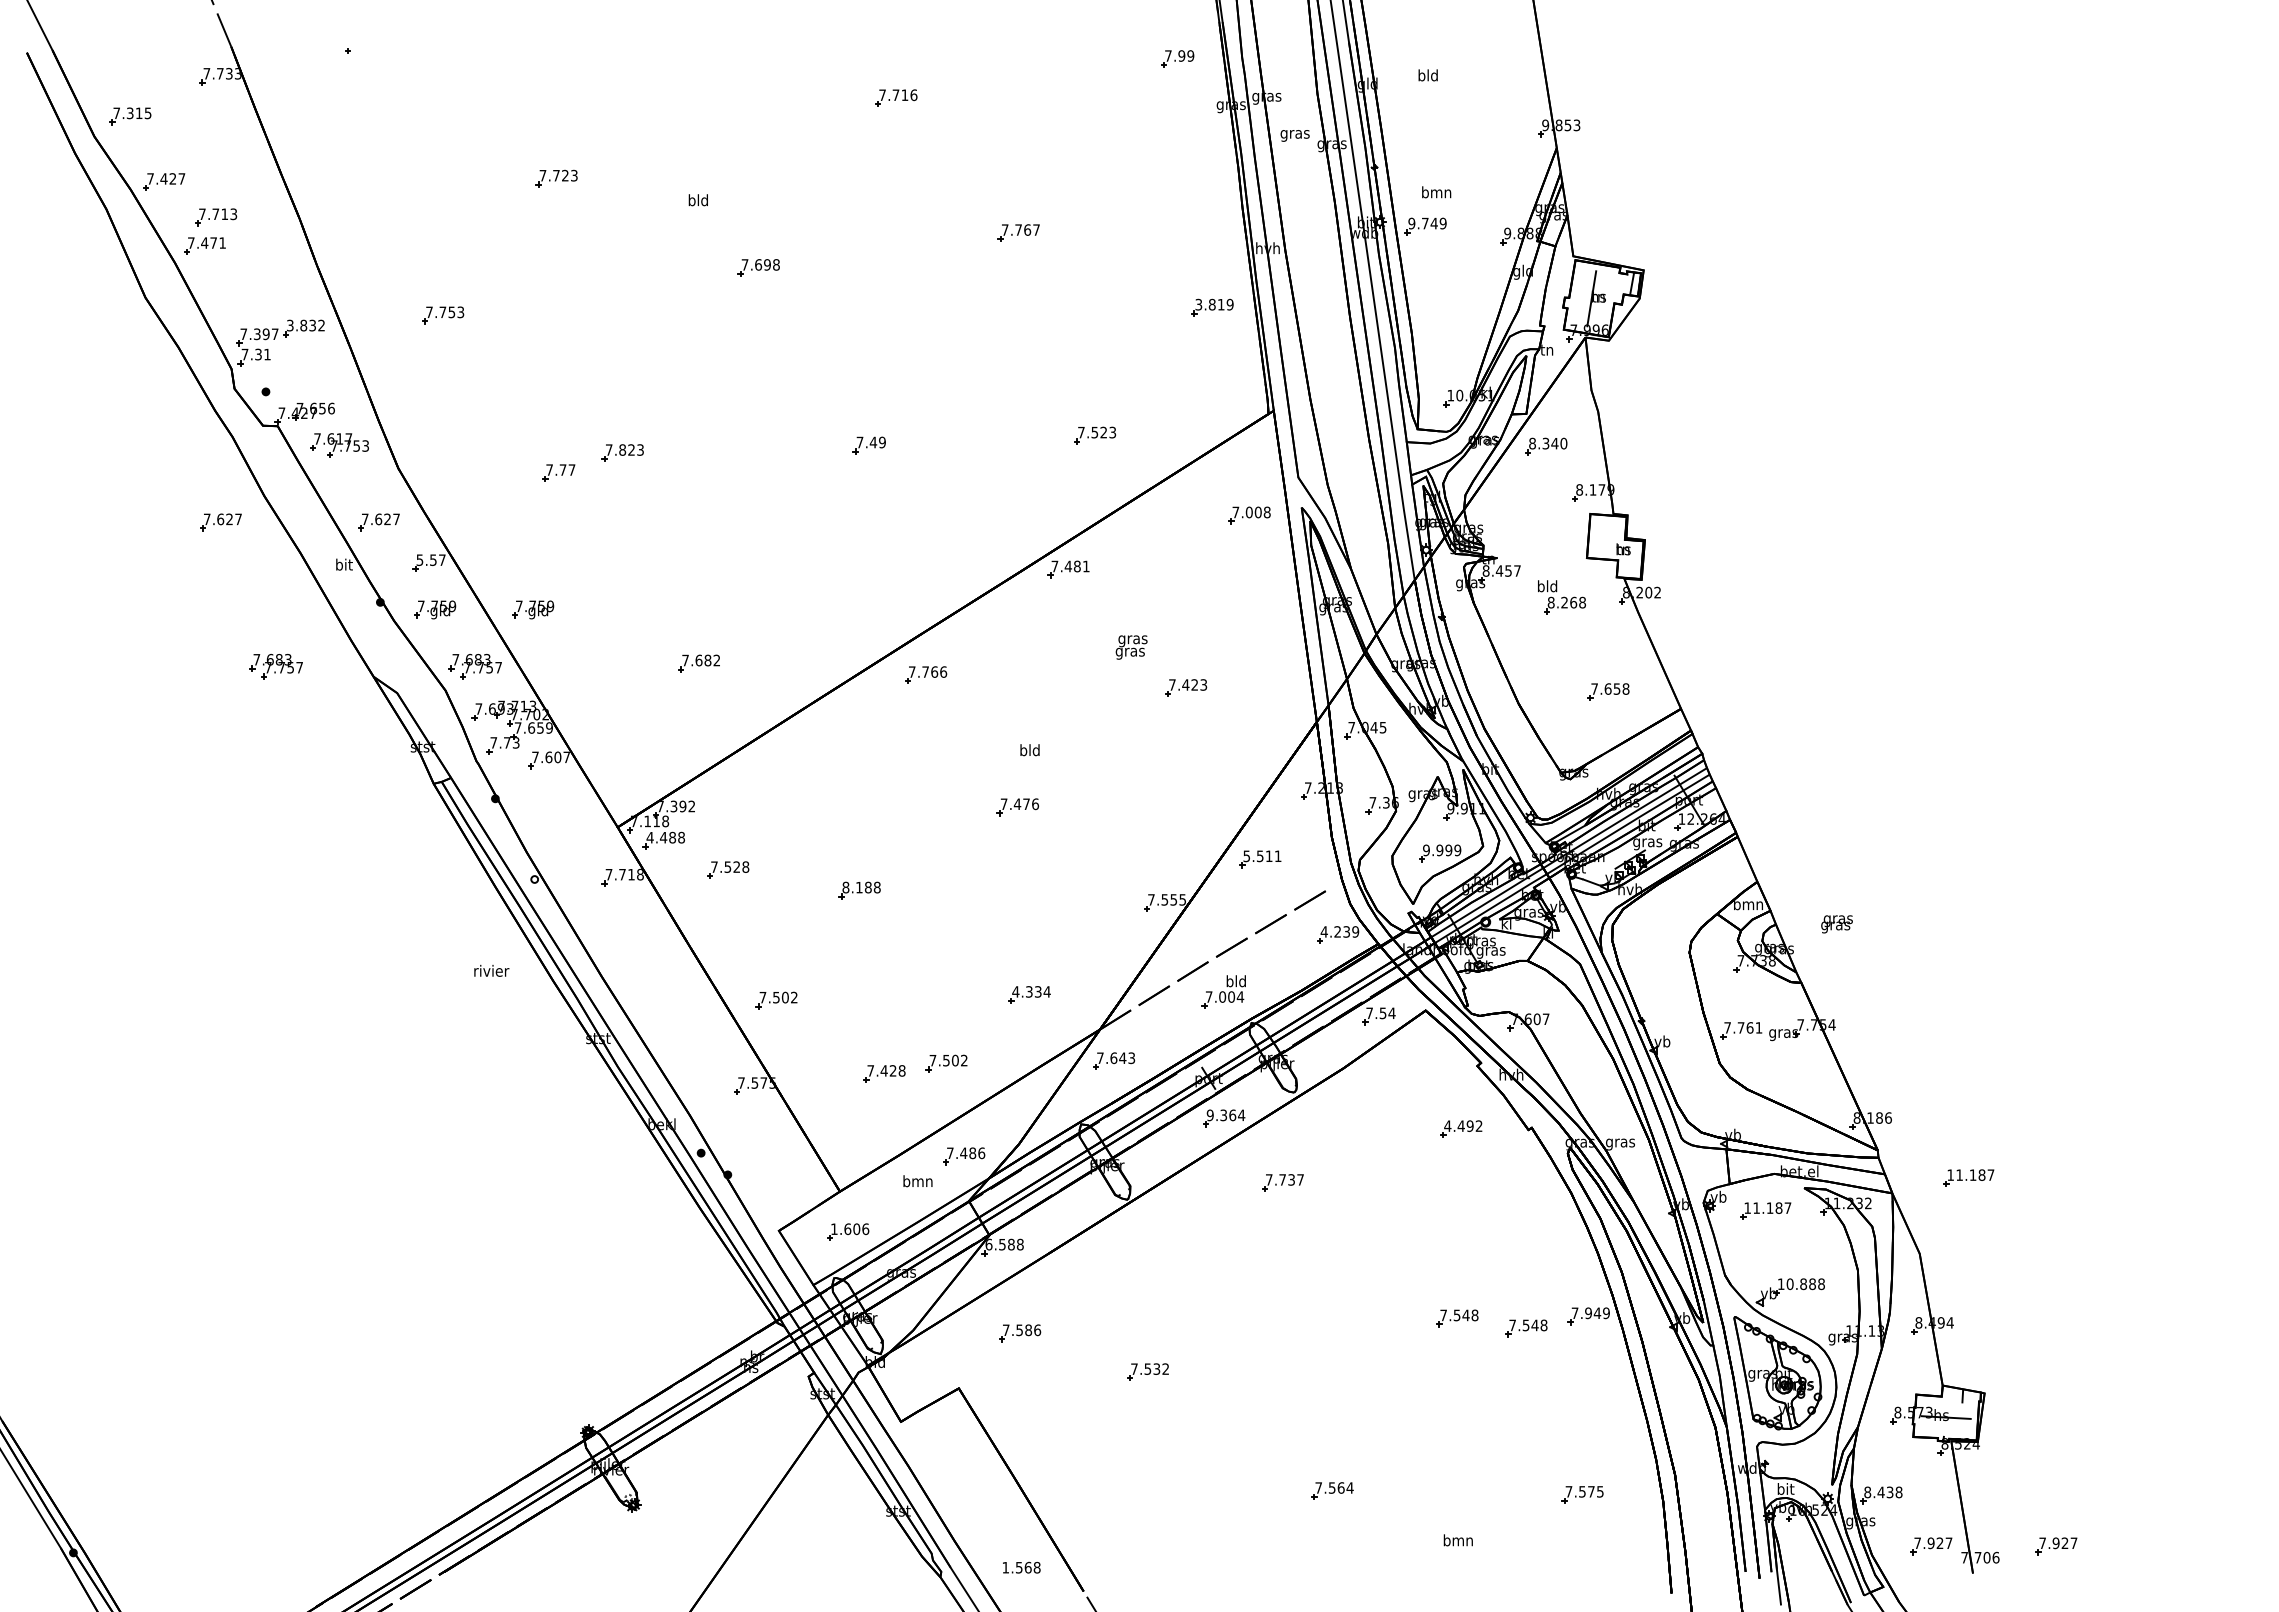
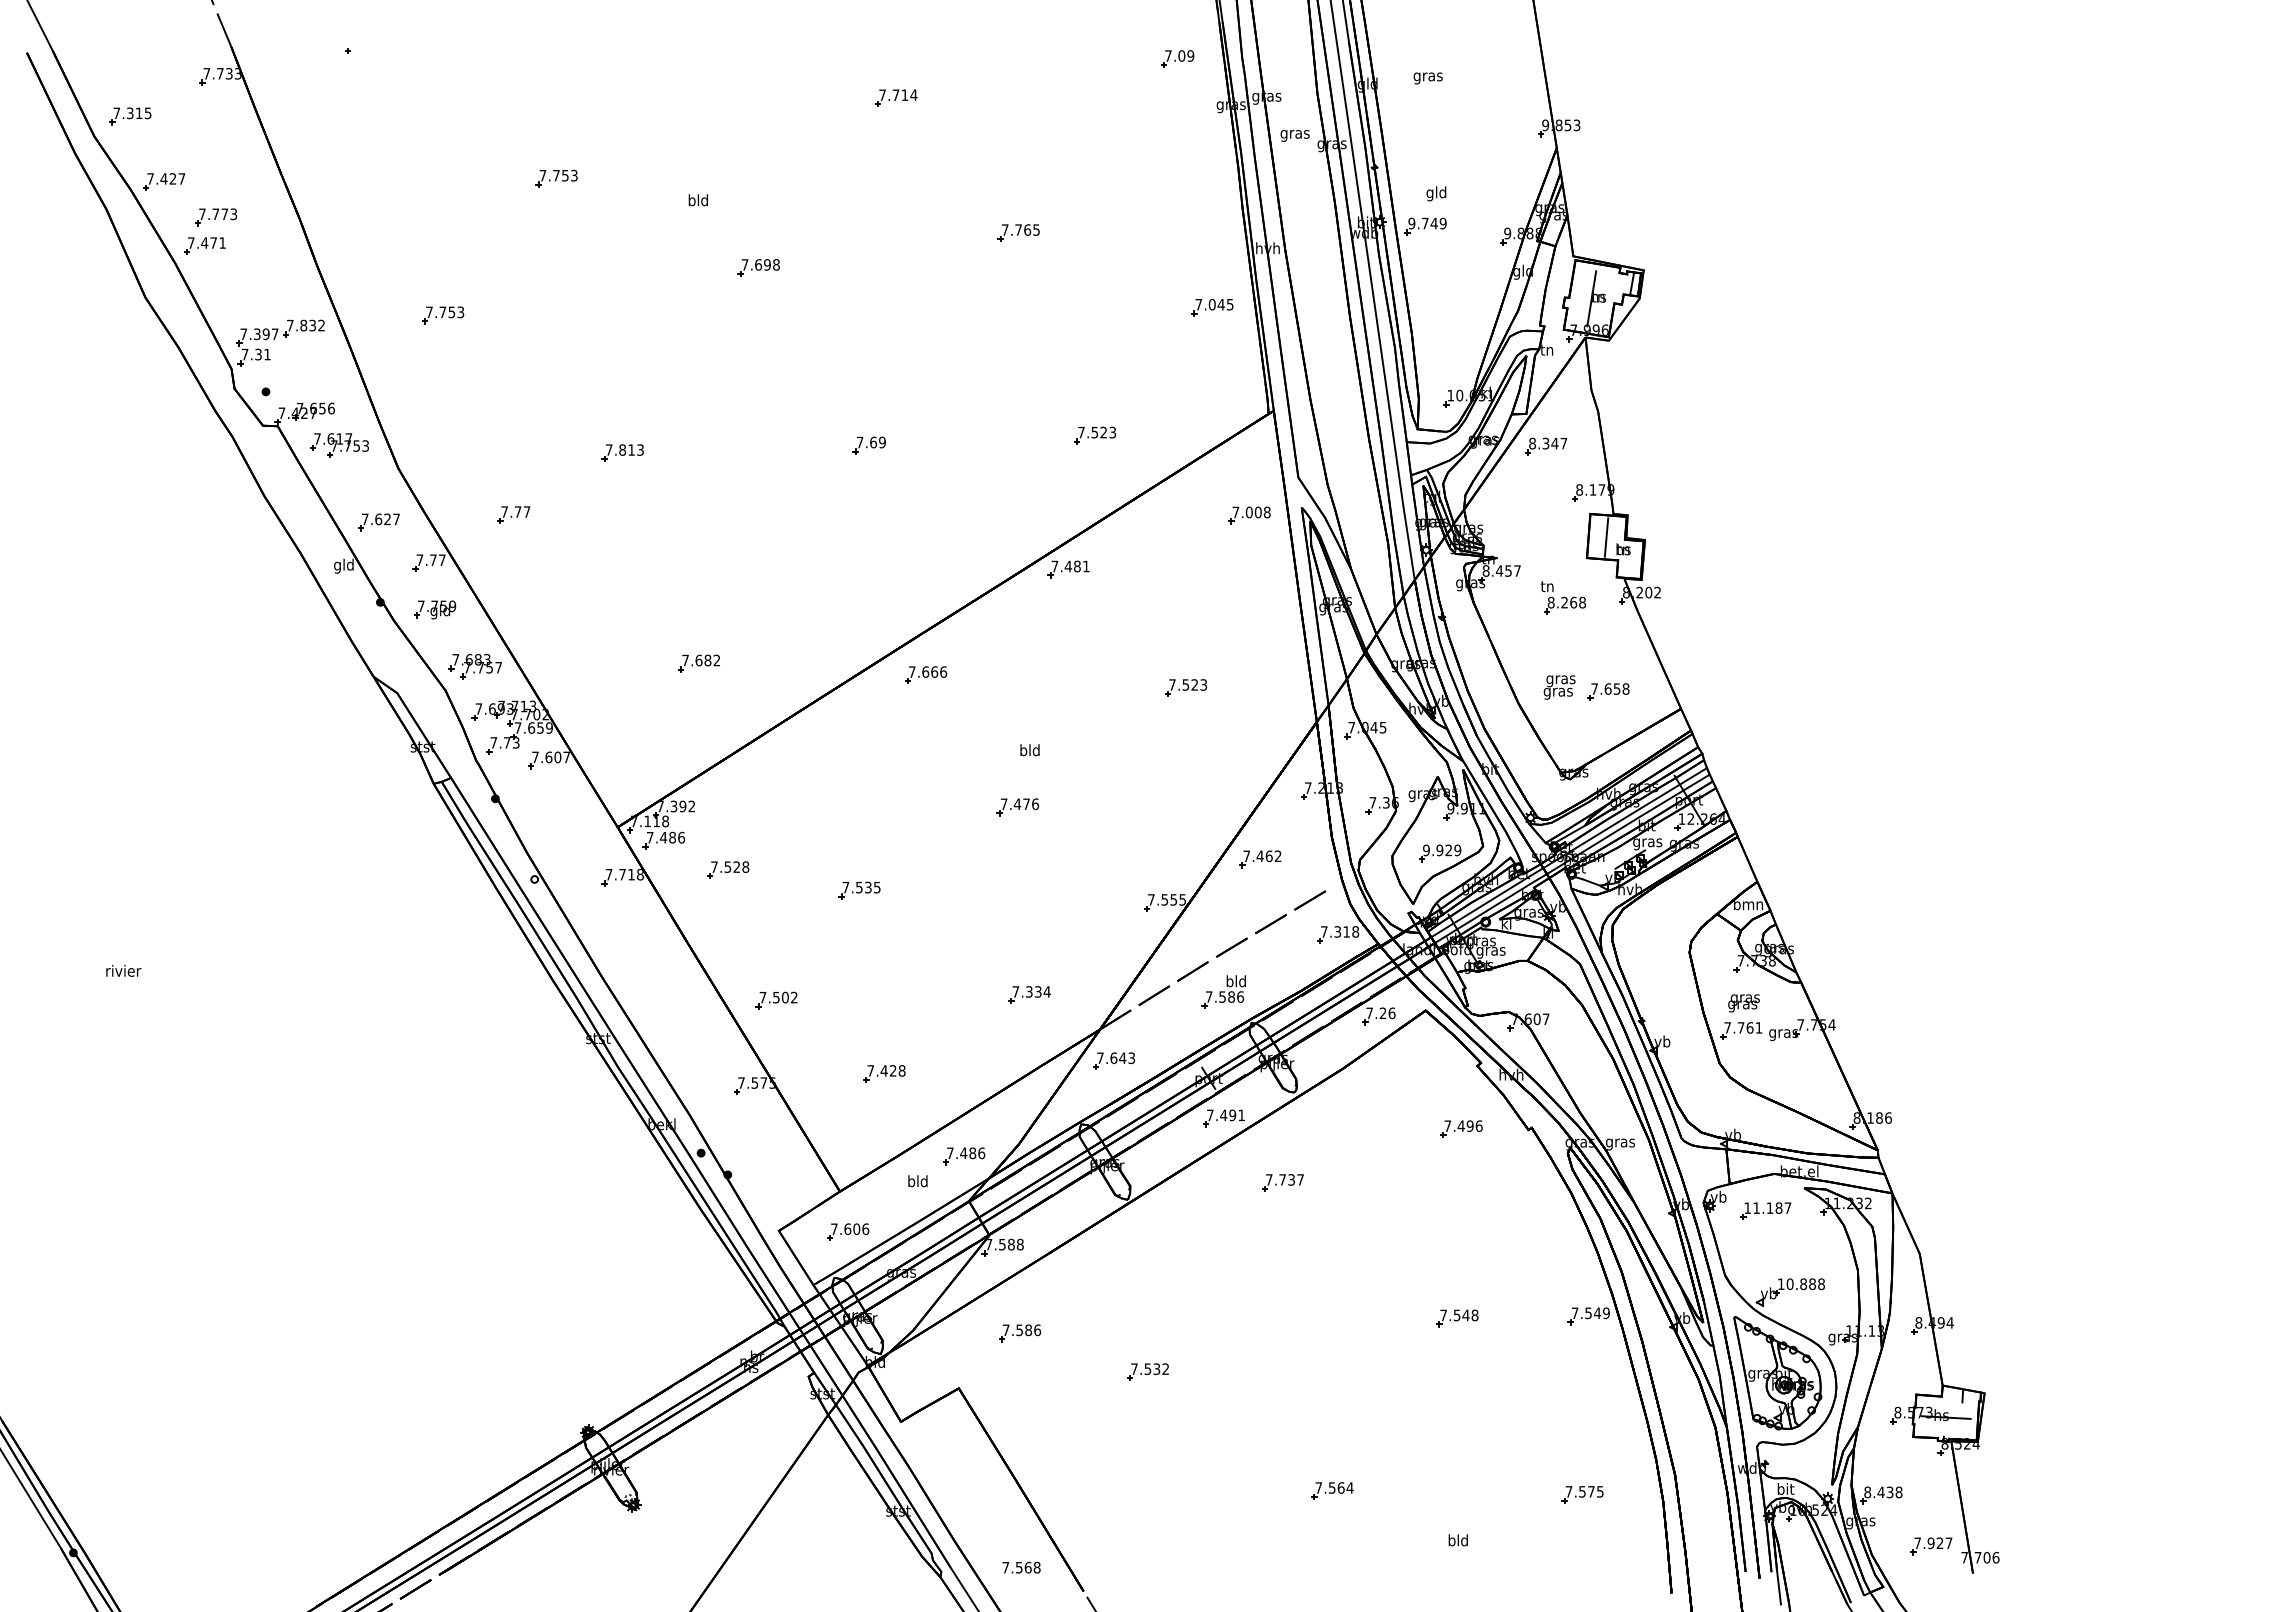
text: 7.99 -> 7.09 (1181, 55)
text: bld -> gras (1427, 76)
text: 7.716 -> 7.714 (913, 95)
text: 7.723 -> 7.753 (565, 175)
text: bmn -> gld (1436, 193)
text: 7.713 -> 7.773 (224, 213)
text: 7.767 -> 7.765 (1036, 229)
text: 3.819 -> 7.045 (1214, 304)
text: 3.832 -> 7.832 (290, 325)
text: 7.49 -> 7.69 (872, 442)
text: 8.340 -> 8.347 (1563, 443)
text: 7.823 -> 7.813 (631, 449)
part position: (558, 472) -> (513, 514) (513, 514)
part: present -> none (220, 522)
line: none -> present (1606, 537)
text: 5.57 -> 7.77 (426, 559)
text: bit -> gld (343, 565)
text: bld -> tn (1547, 586)
part: present -> none (533, 609)
text position: (1131, 647) -> (1559, 687) (1559, 687)
part: present -> none (275, 666)
text: 7.766 -> 7.666 (925, 671)
text: 7.423 -> 7.523 (1185, 684)
text: 4.488 -> 7.486 (665, 837)
text: 9.999 -> 9.929 (1448, 850)
text: 5.511 -> 7.462 (1262, 856)
text: 8.188 -> 7.535 (861, 887)
text position: (1836, 924) -> (1743, 1003) (1743, 1003)
text: 4.239 -> 7.318 (1339, 931)
text position: (491, 970) -> (123, 970) (123, 970)
text: 4.334 -> 7.334 (1015, 991)
text: 7.004 -> 7.586 (1231, 996)
text: 7.54 -> 7.26 (1387, 1013)
part: present -> none (946, 1063)
text: 9.364 -> 7.491 (1225, 1115)
text: 4.492 -> 7.496 (1463, 1125)
part: present -> none (1968, 1177)
text: bmn -> bld (917, 1181)
text: 1.606 -> 7.606 (834, 1228)
text: 6.588 -> 7.588 (988, 1244)
text: 7.949 -> 7.549 (1588, 1312)
part: present -> none (1526, 1328)
text: bmn -> bld (1457, 1540)
part: present -> none (2056, 1546)
text: 1.568 -> 7.568 (1005, 1567)
